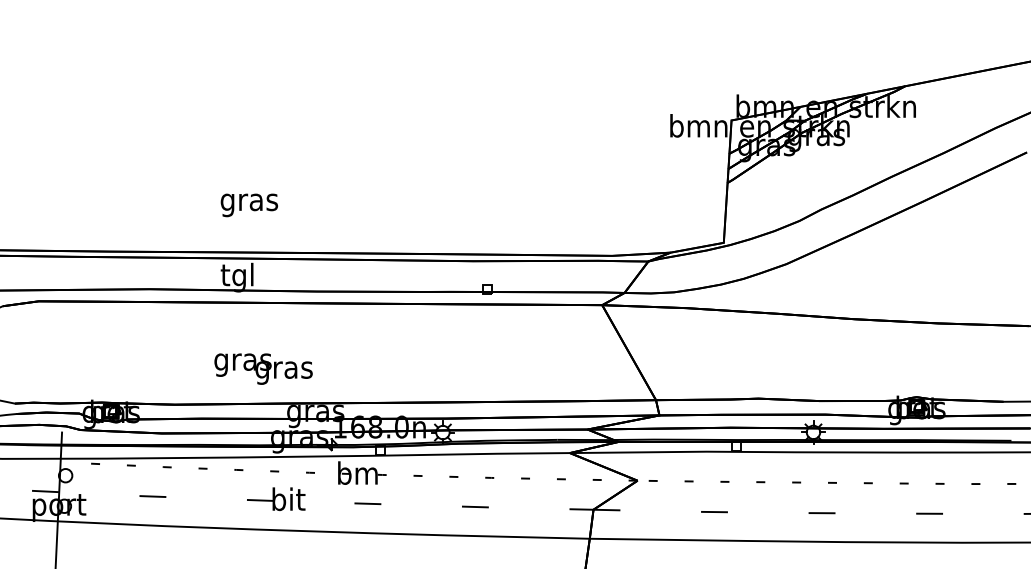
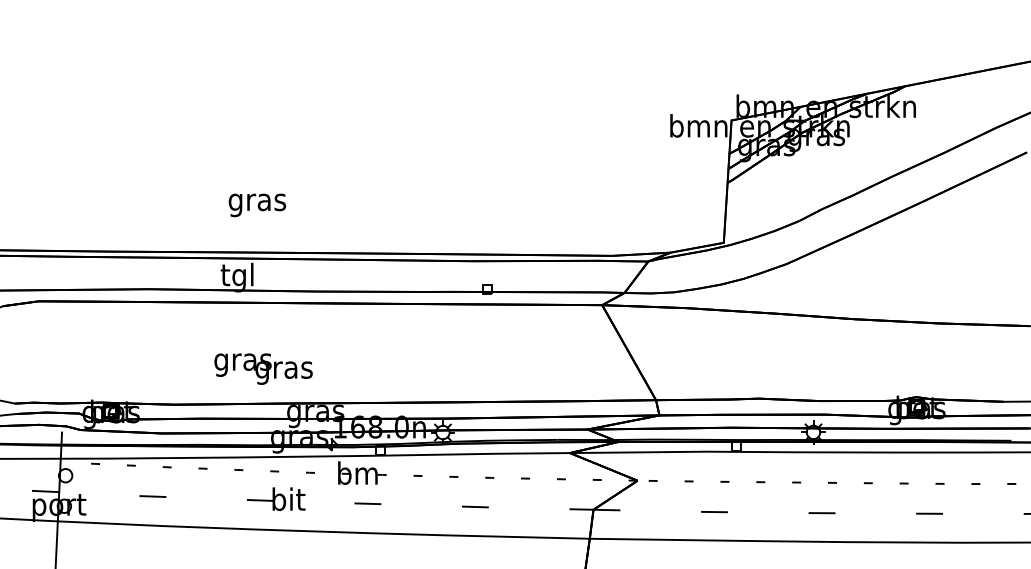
text position: (248, 205) -> (256, 205) (256, 205)
